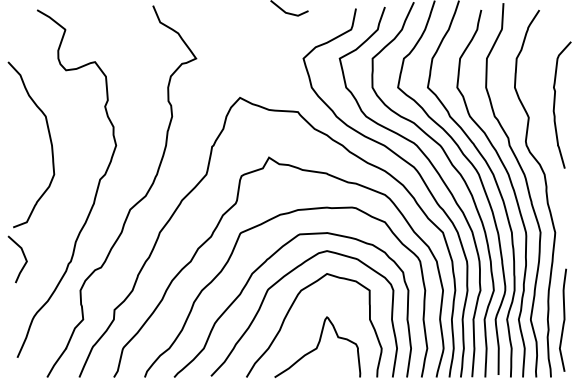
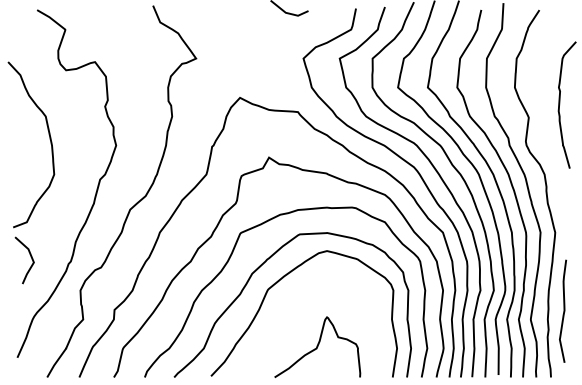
curve position: (555, 104) -> (560, 104) (560, 104)
line position: (23, 256) -> (30, 257) (30, 257)
curve: present -> none (290, 310)
curve position: (563, 319) -> (563, 310) (563, 310)
